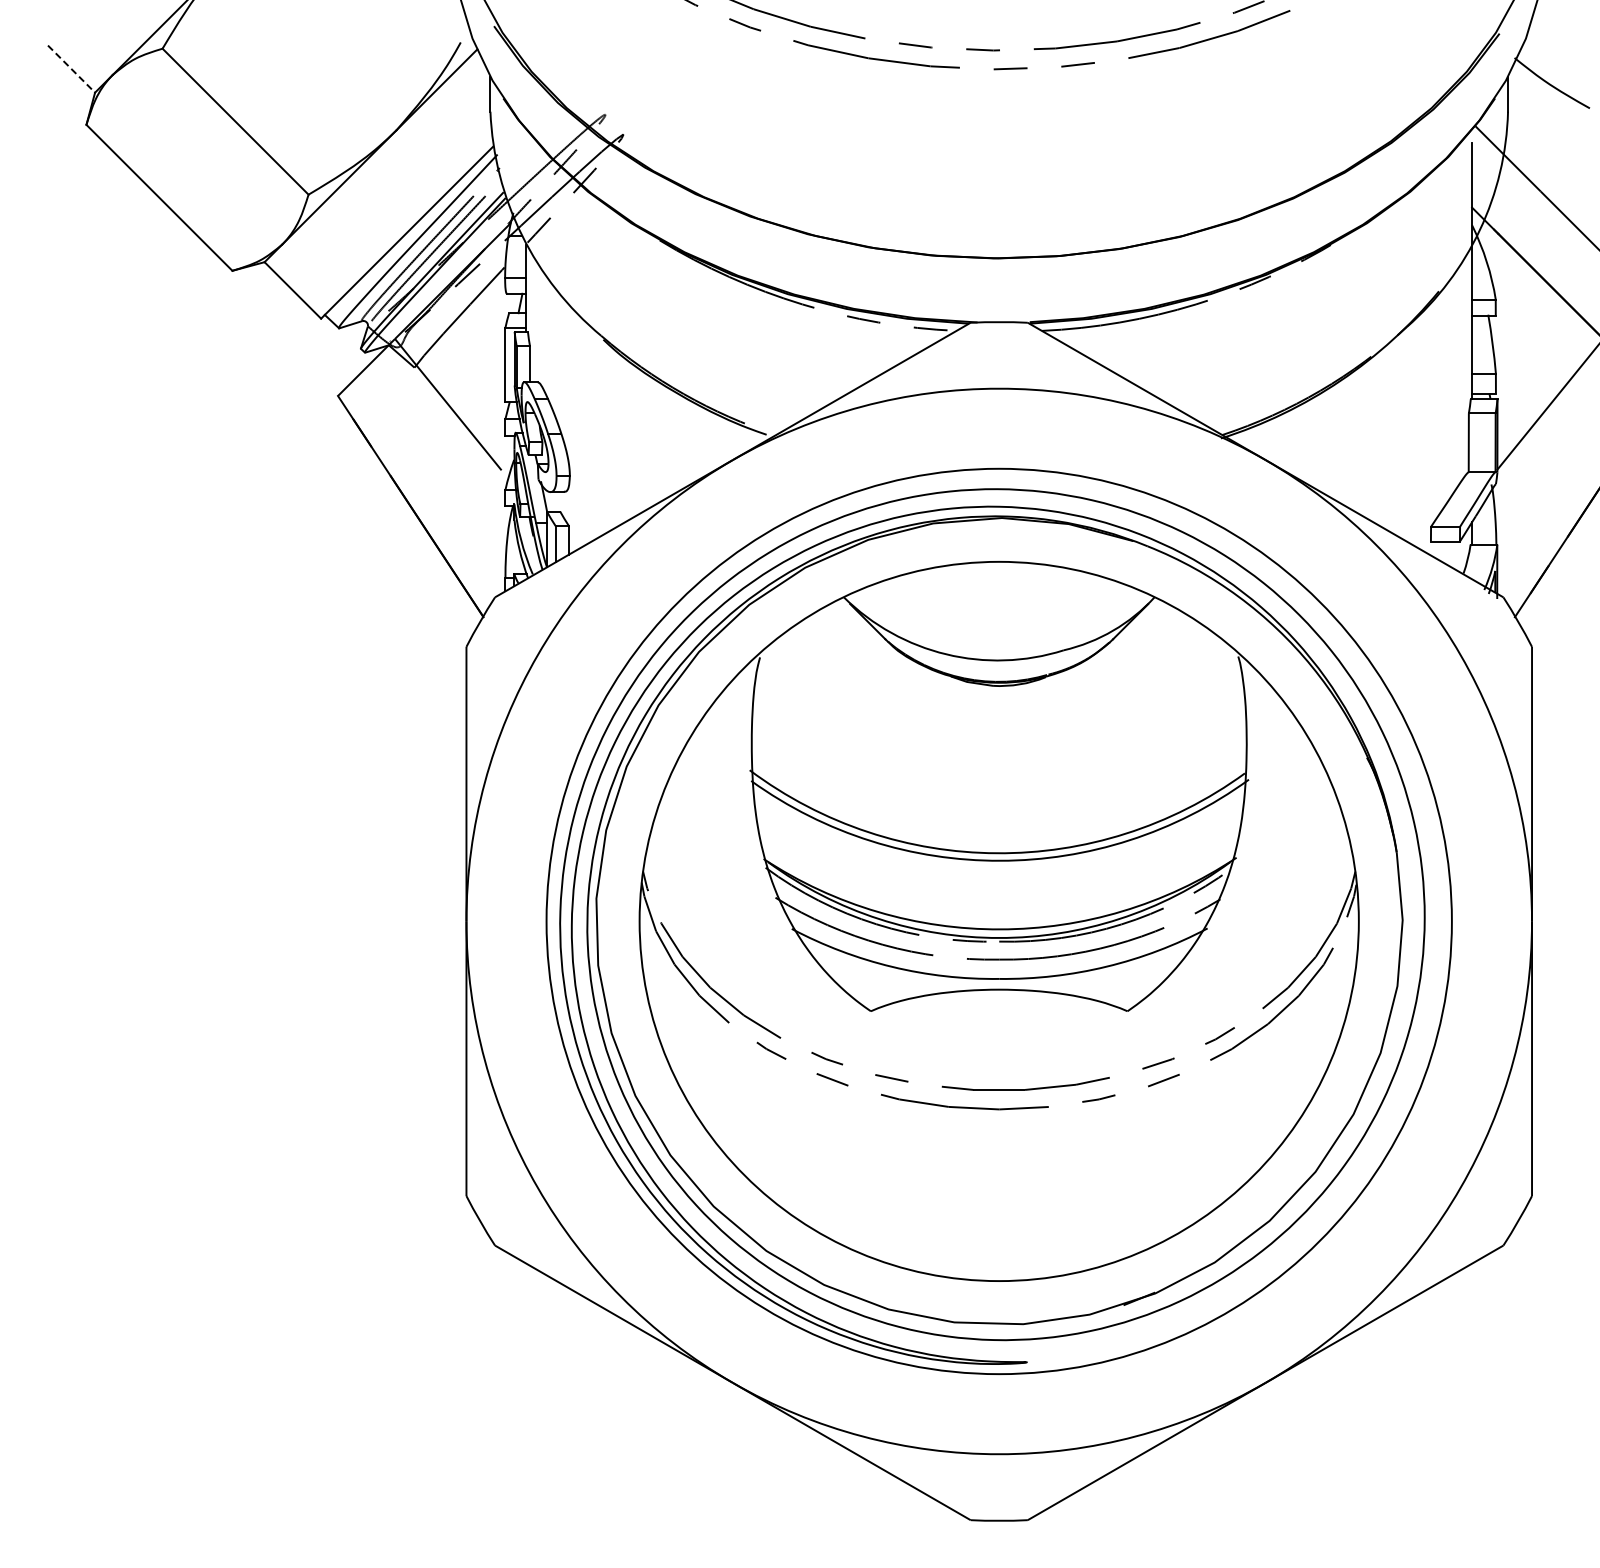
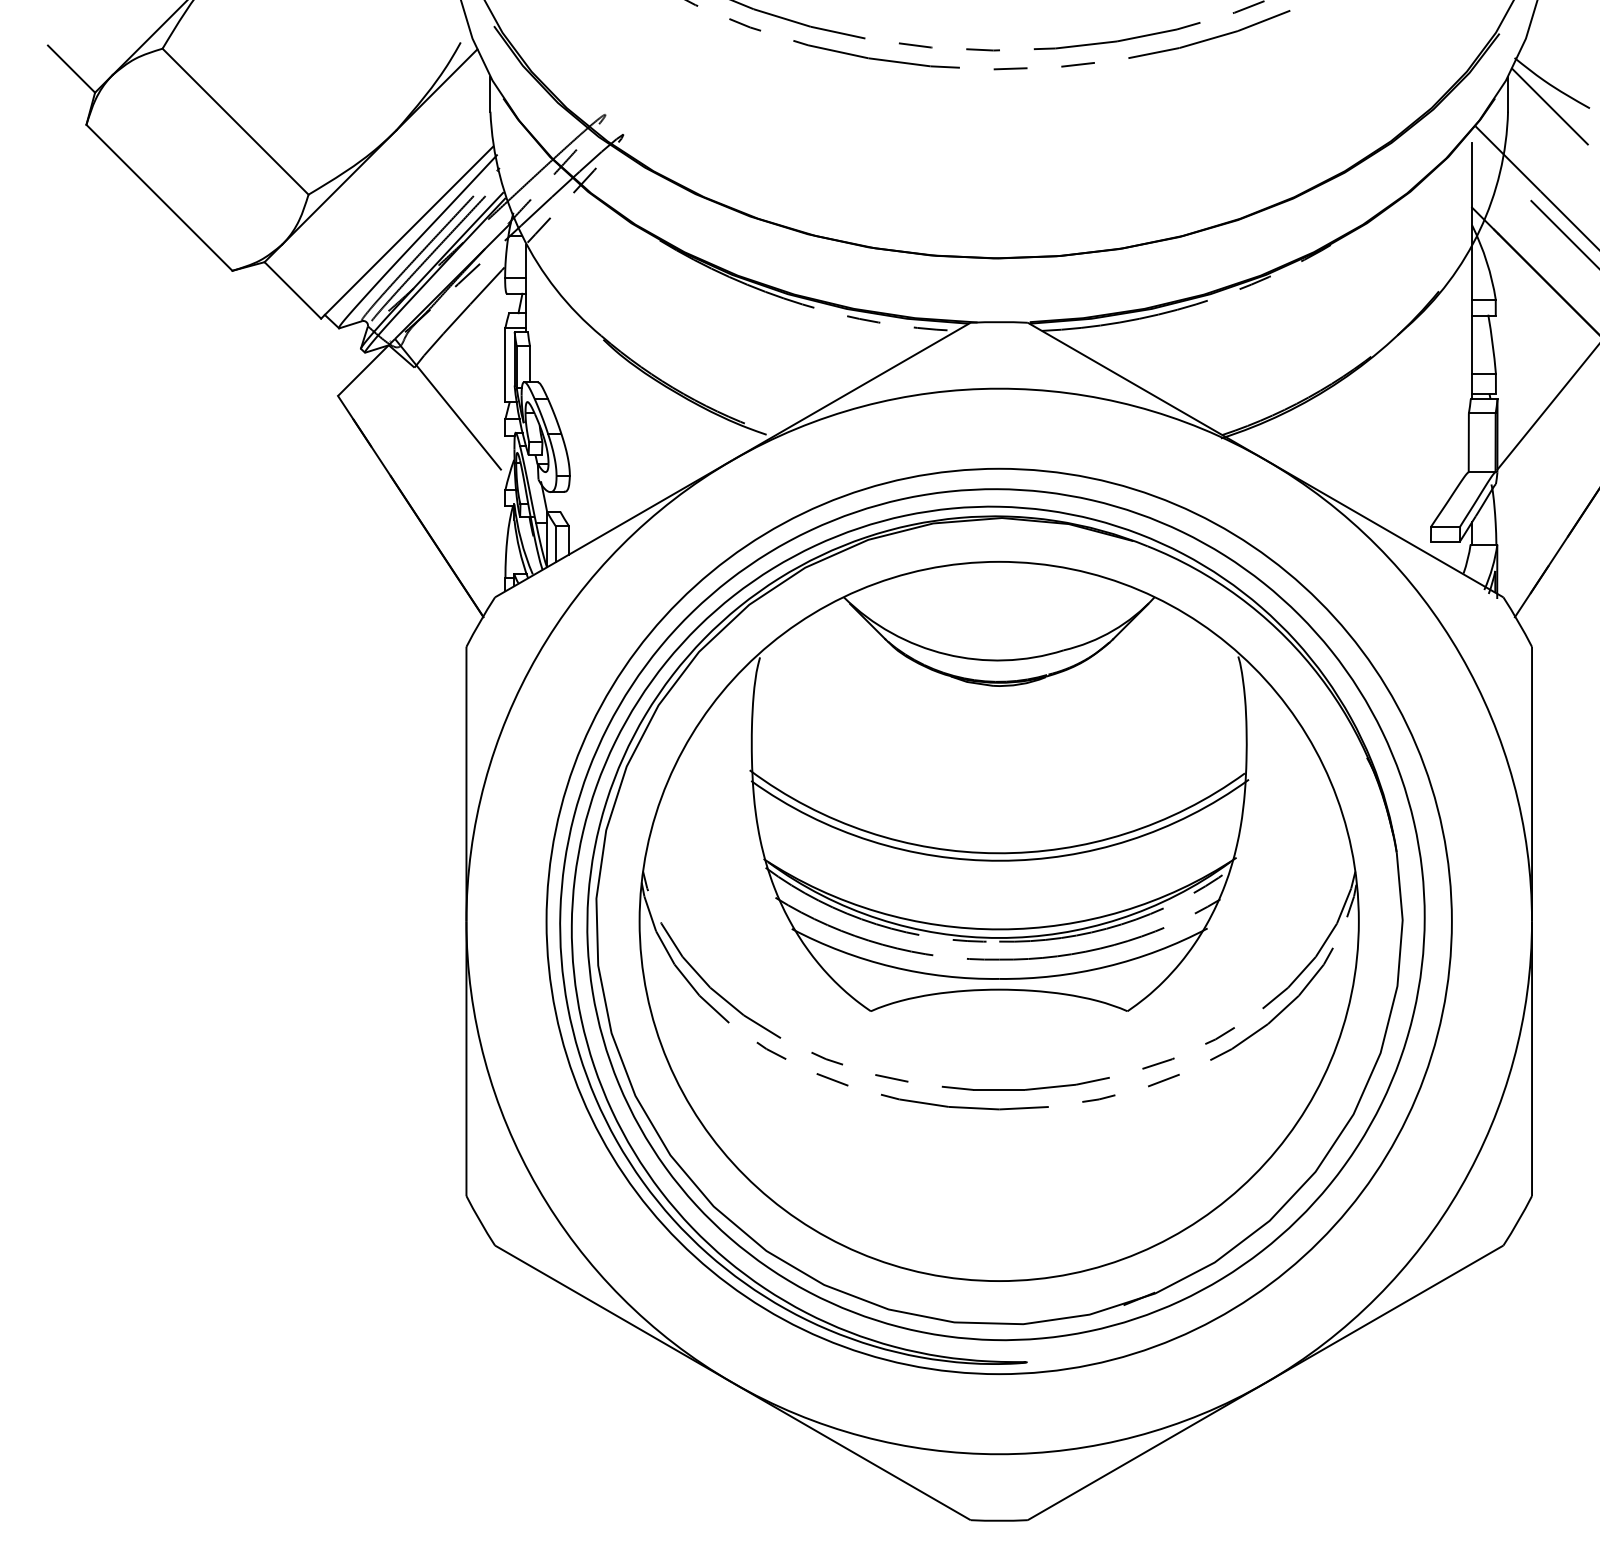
line: dashed -> solid (71, 69)
line: none -> present (1549, 106)
line: none -> present (1563, 233)
